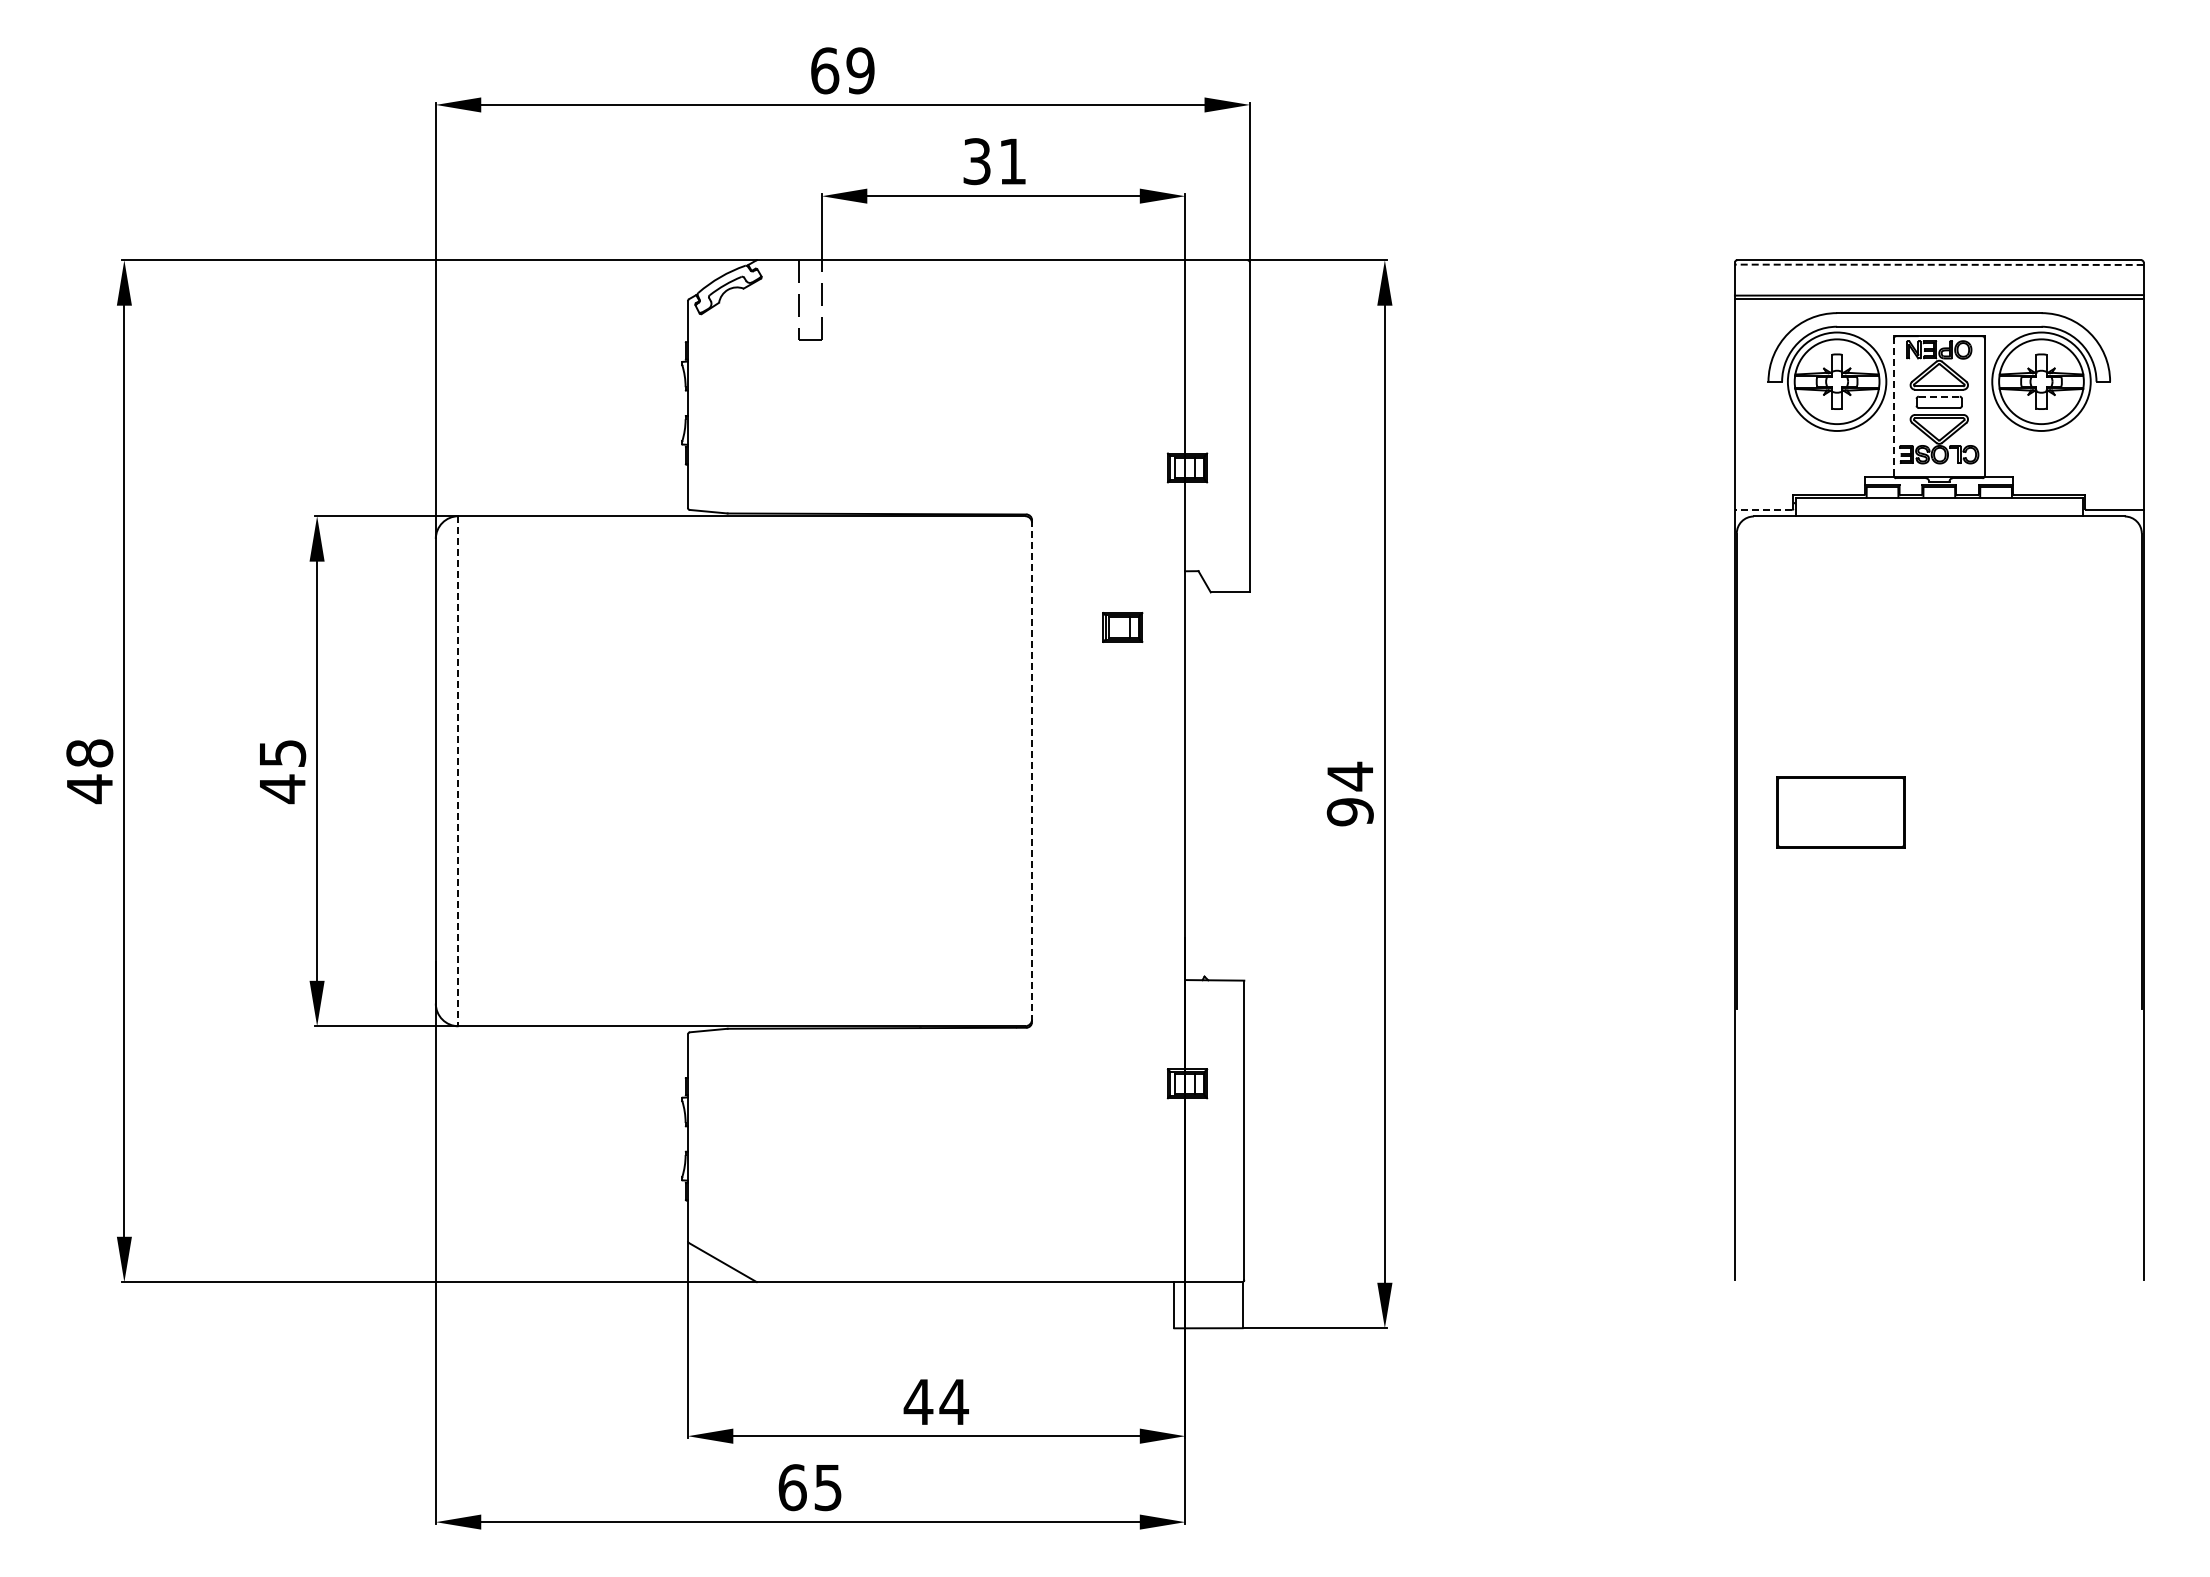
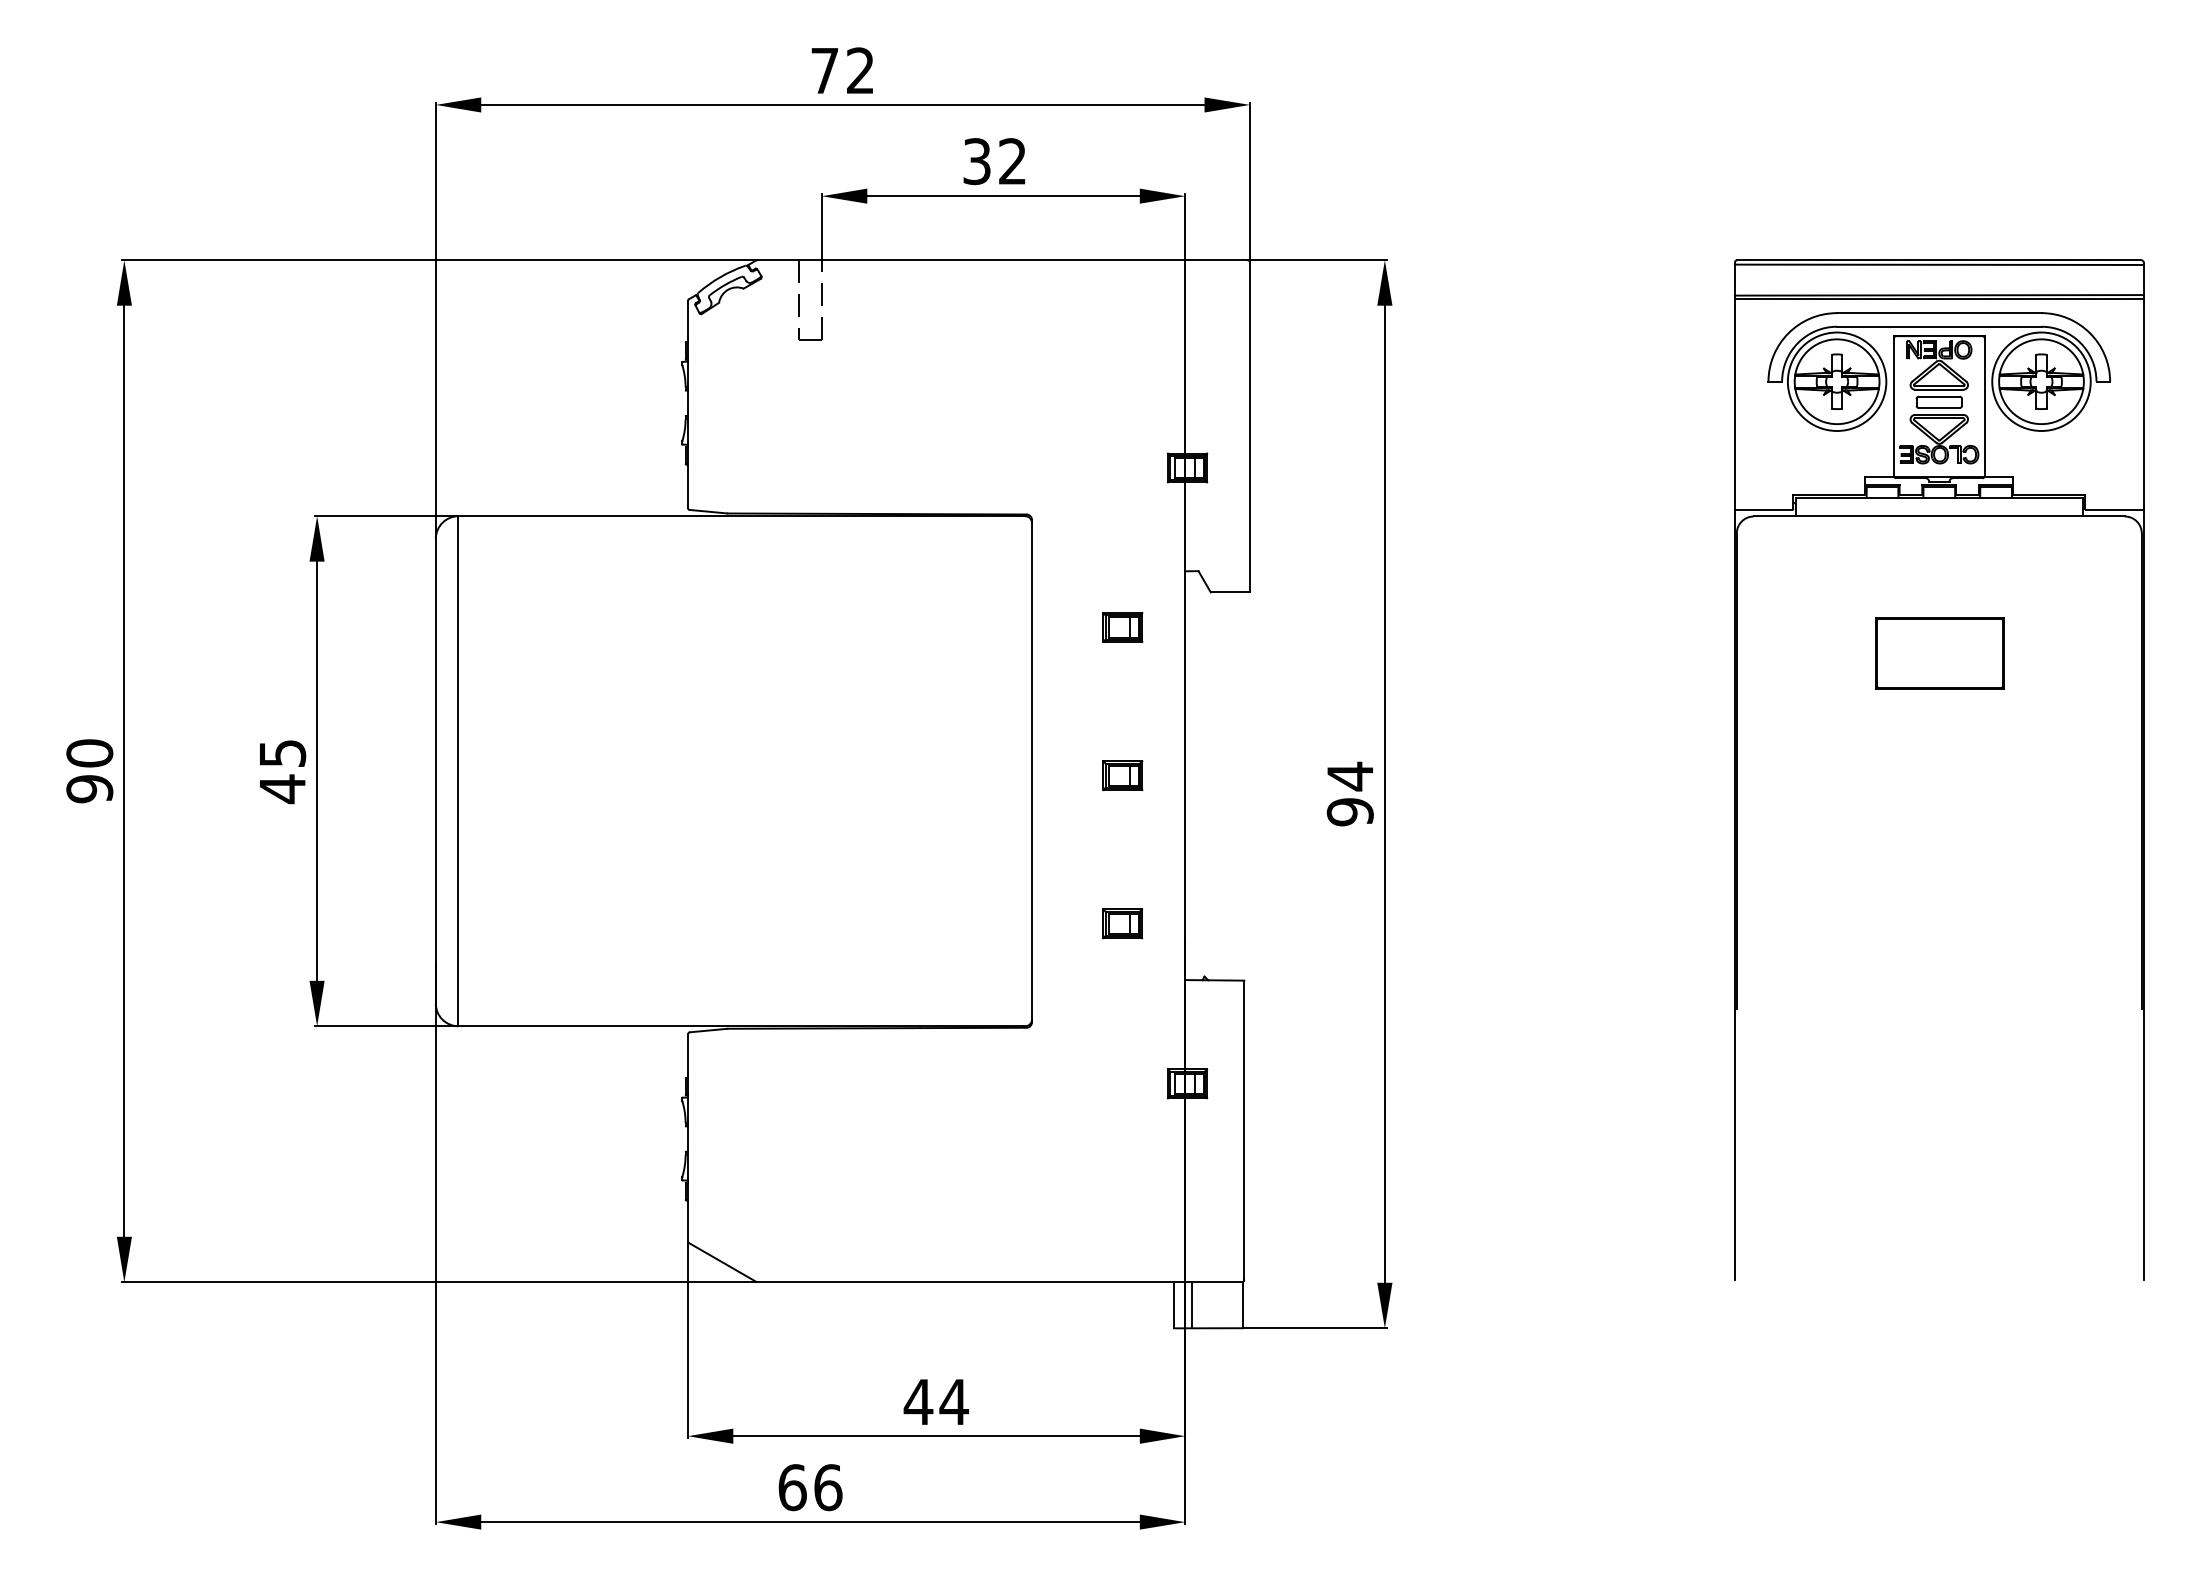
text: 69 -> 72 (842, 70)
text: 31 -> 32 (1012, 161)
line: dashed -> solid (1938, 264)
line: dashed -> solid (1939, 396)
line: dashed -> solid (1893, 405)
line: dashed -> solid (1763, 510)
text: 48 -> 90 (89, 771)
line: dashed -> solid (457, 771)
line: dashed -> solid (1032, 771)
part: none -> present (1122, 775)
part position: (1840, 812) -> (1939, 653) (1939, 653)
part: none -> present (1122, 923)
line: none -> present (1191, 1305)
text: 65 -> 66 (828, 1487)
